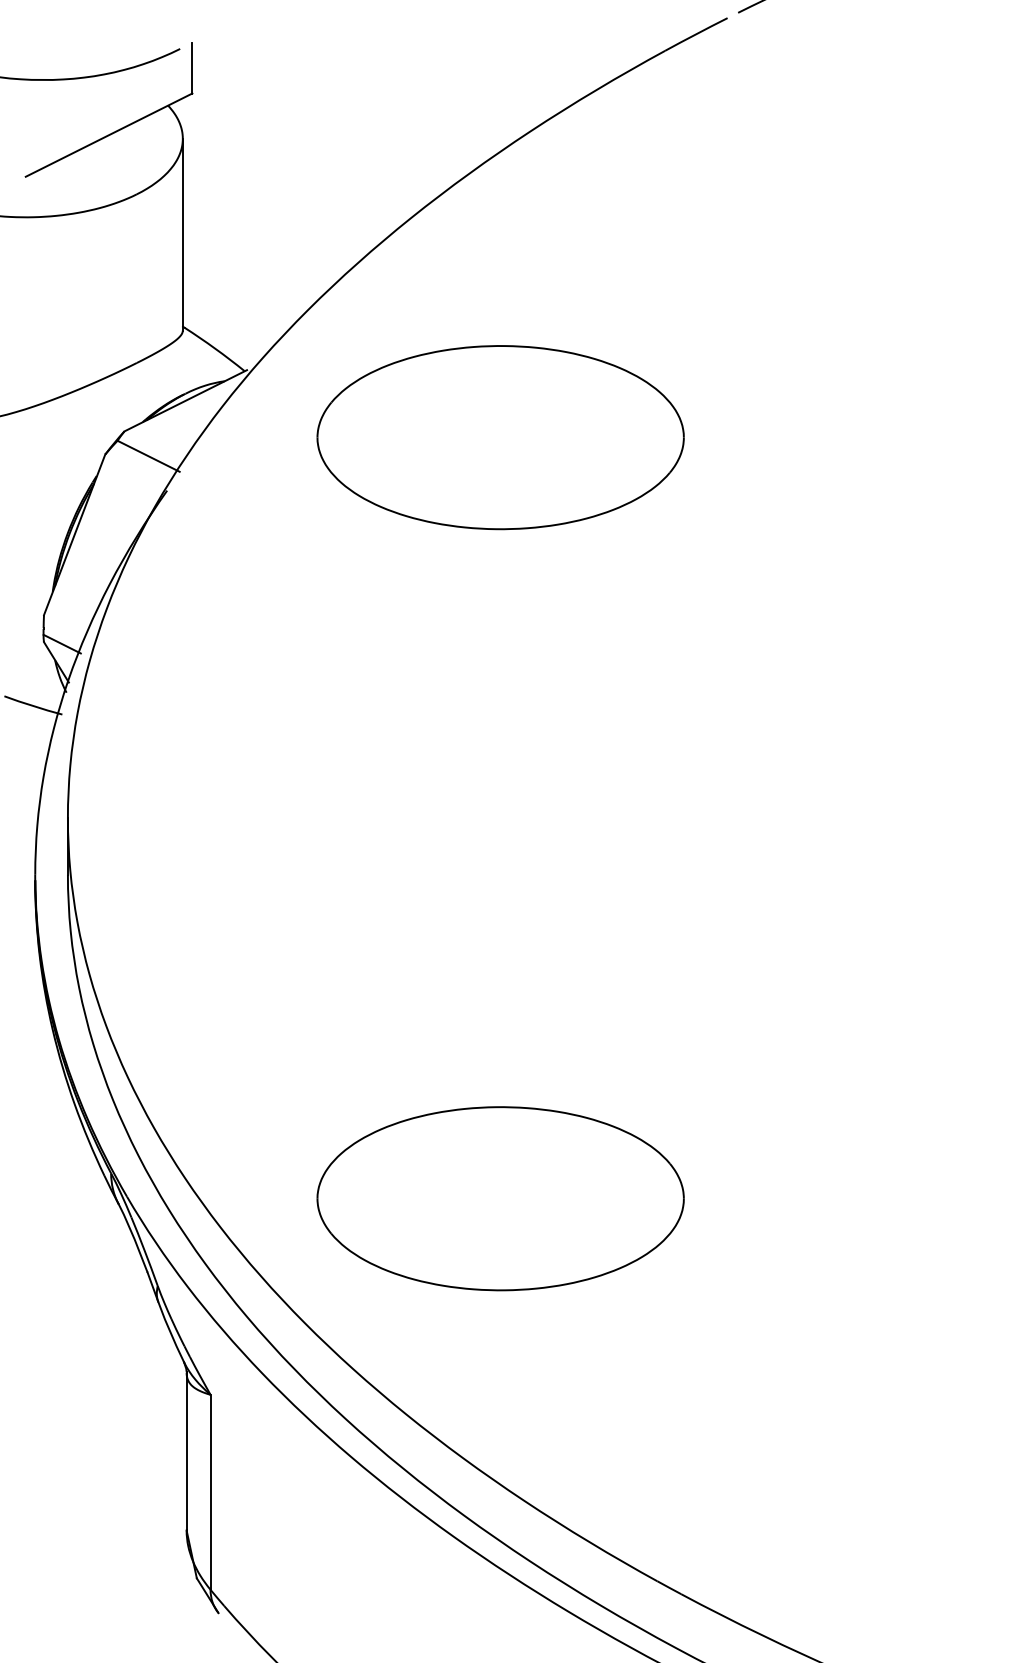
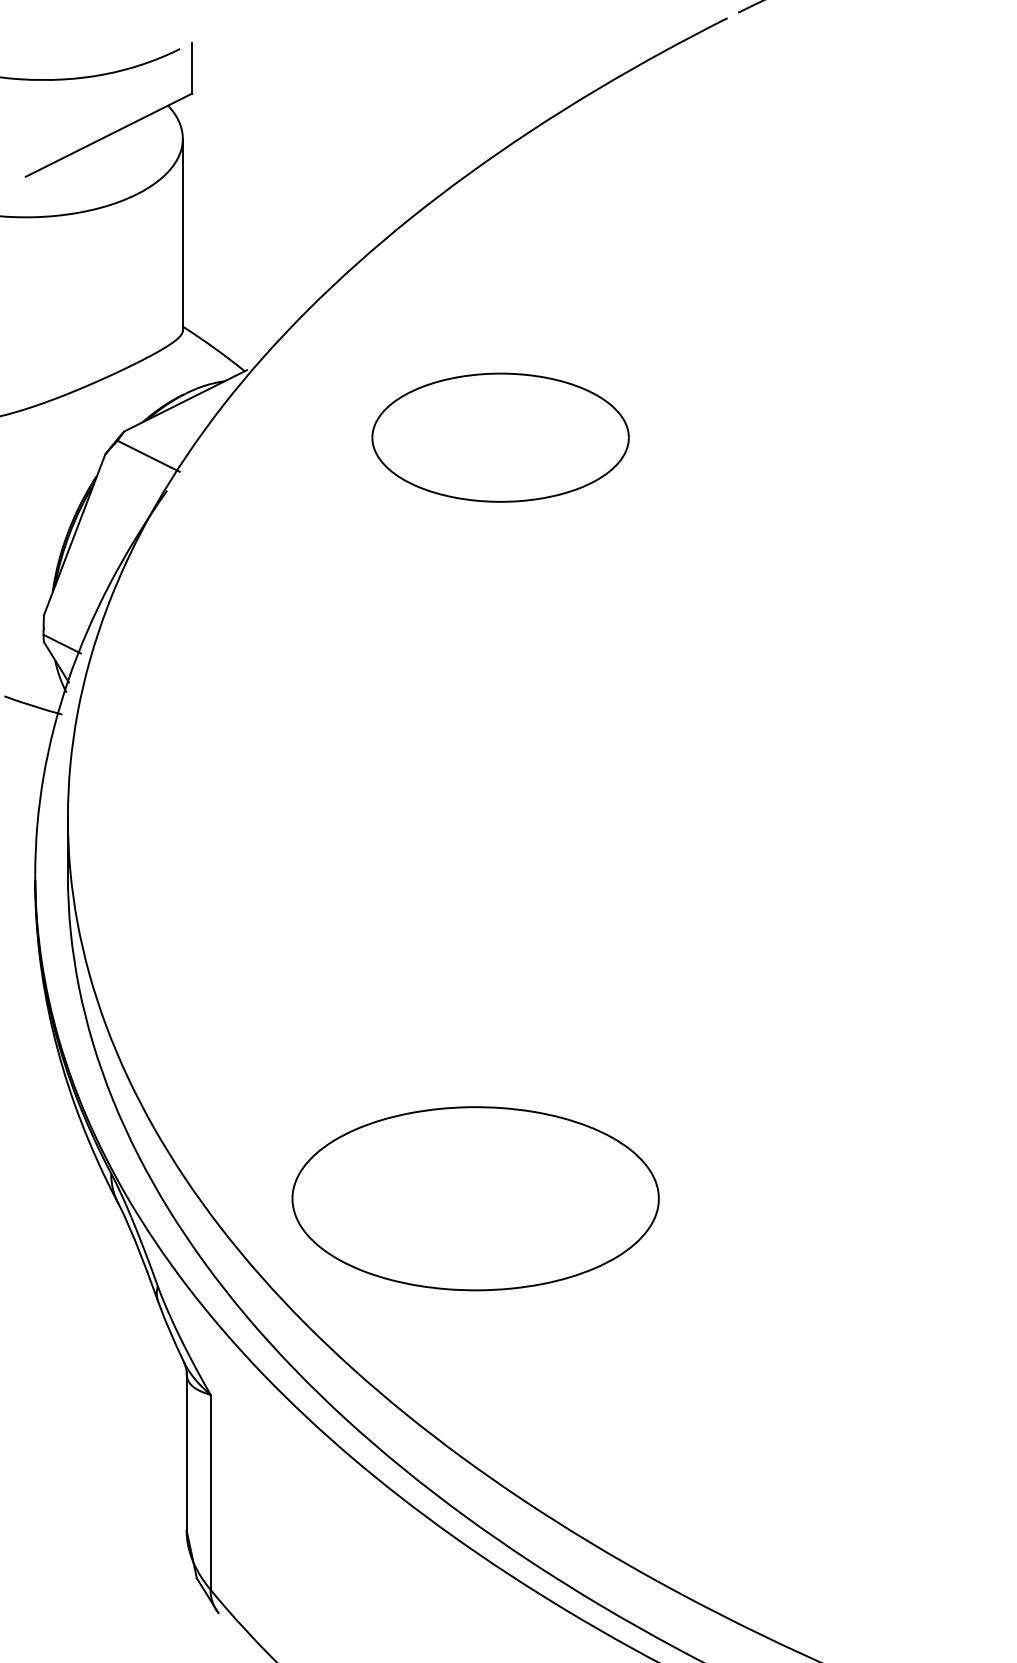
part size: 369x186 px -> 259x131 px (500, 437)
part position: (500, 1198) -> (475, 1198) (475, 1198)
